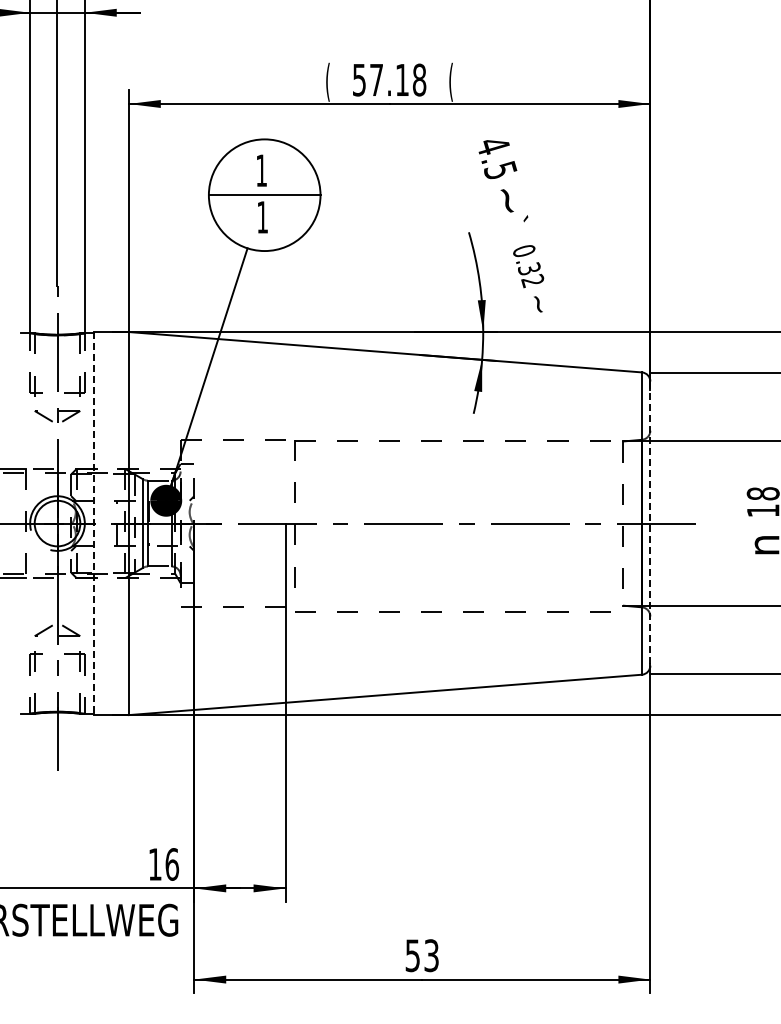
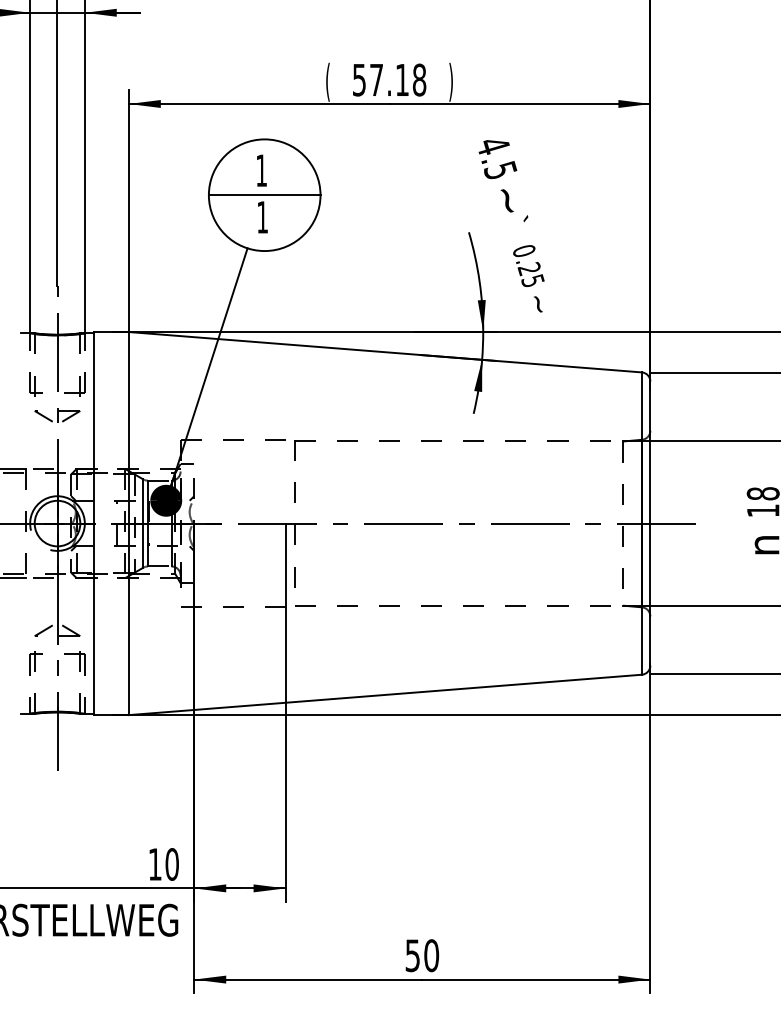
text: ( -> ) (450, 81)
text: 0.32 -> 0.25 (530, 274)
line: dashed -> solid (93, 523)
line: dashed -> solid (650, 524)
line position: (441, 611) -> (441, 605) (441, 605)
text: 16 -> 10 (172, 864)
text: 53 -> 50 (431, 955)
